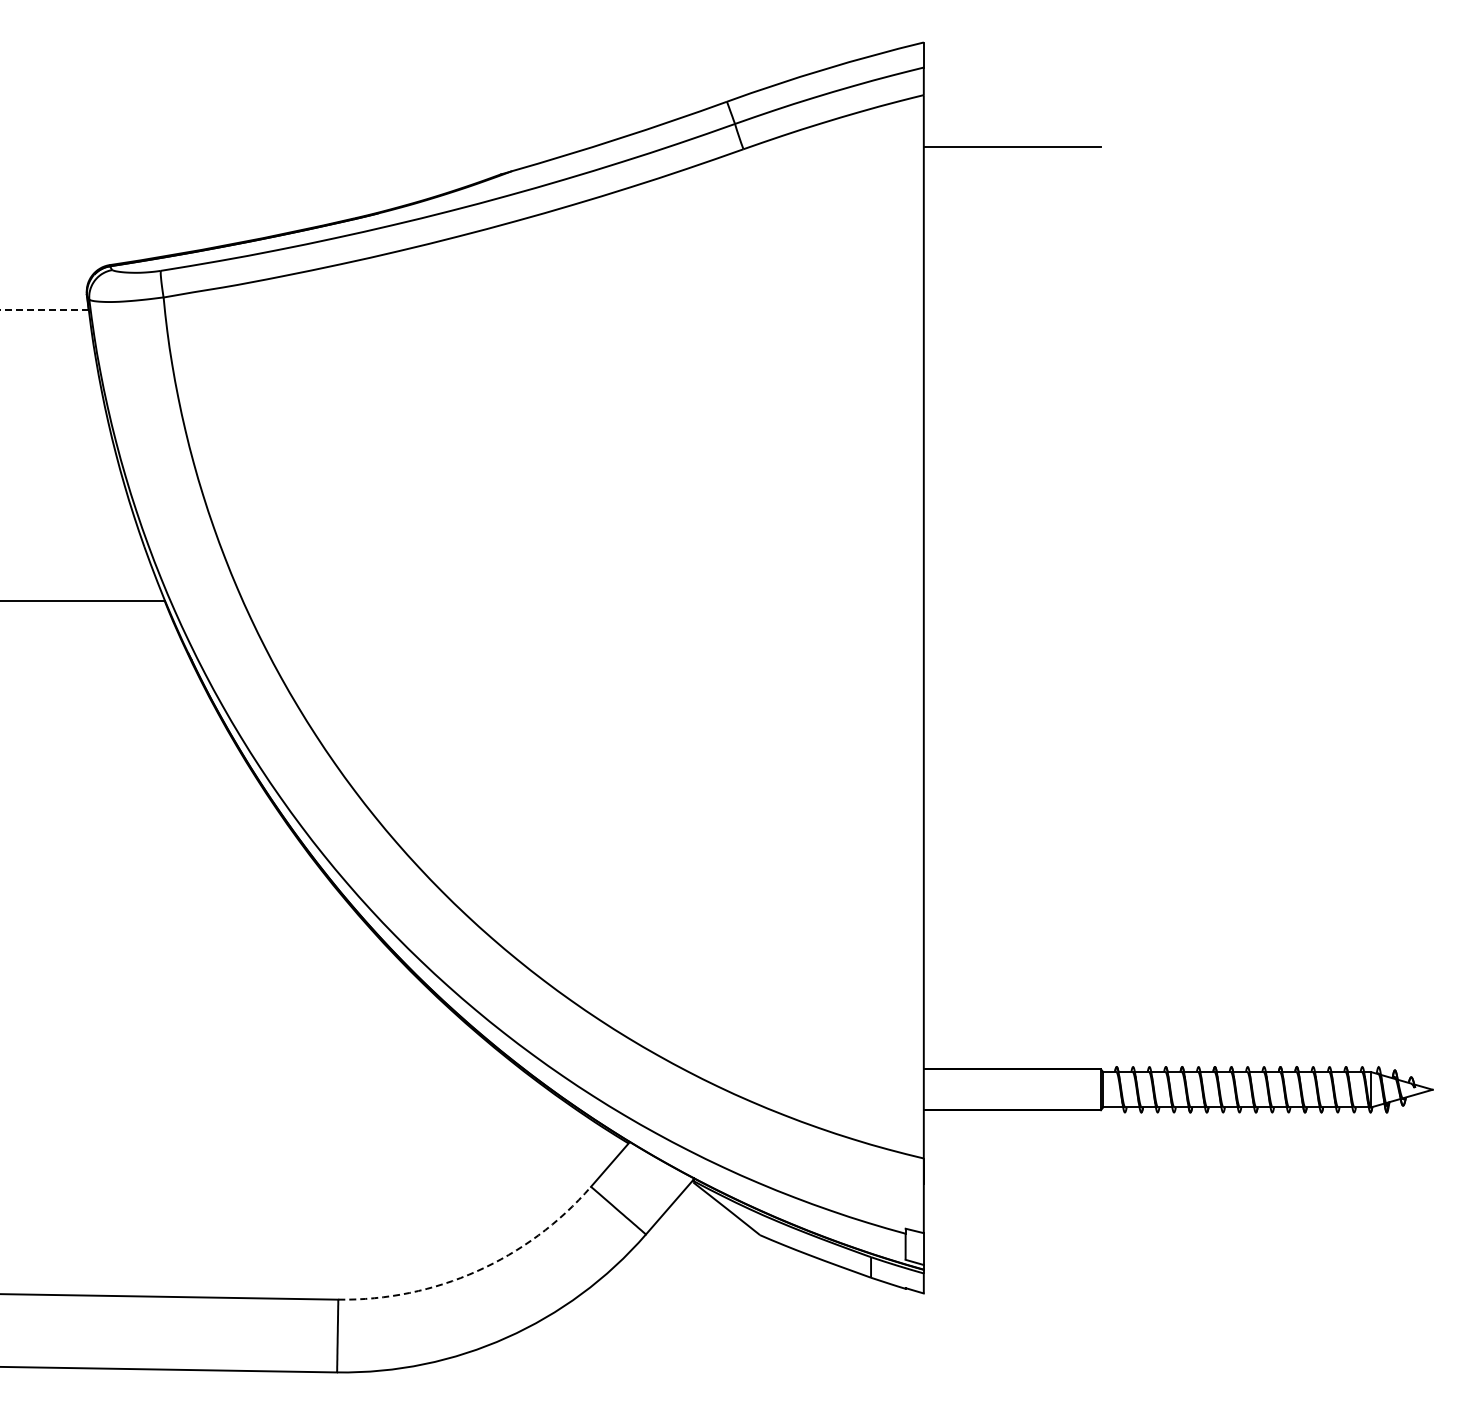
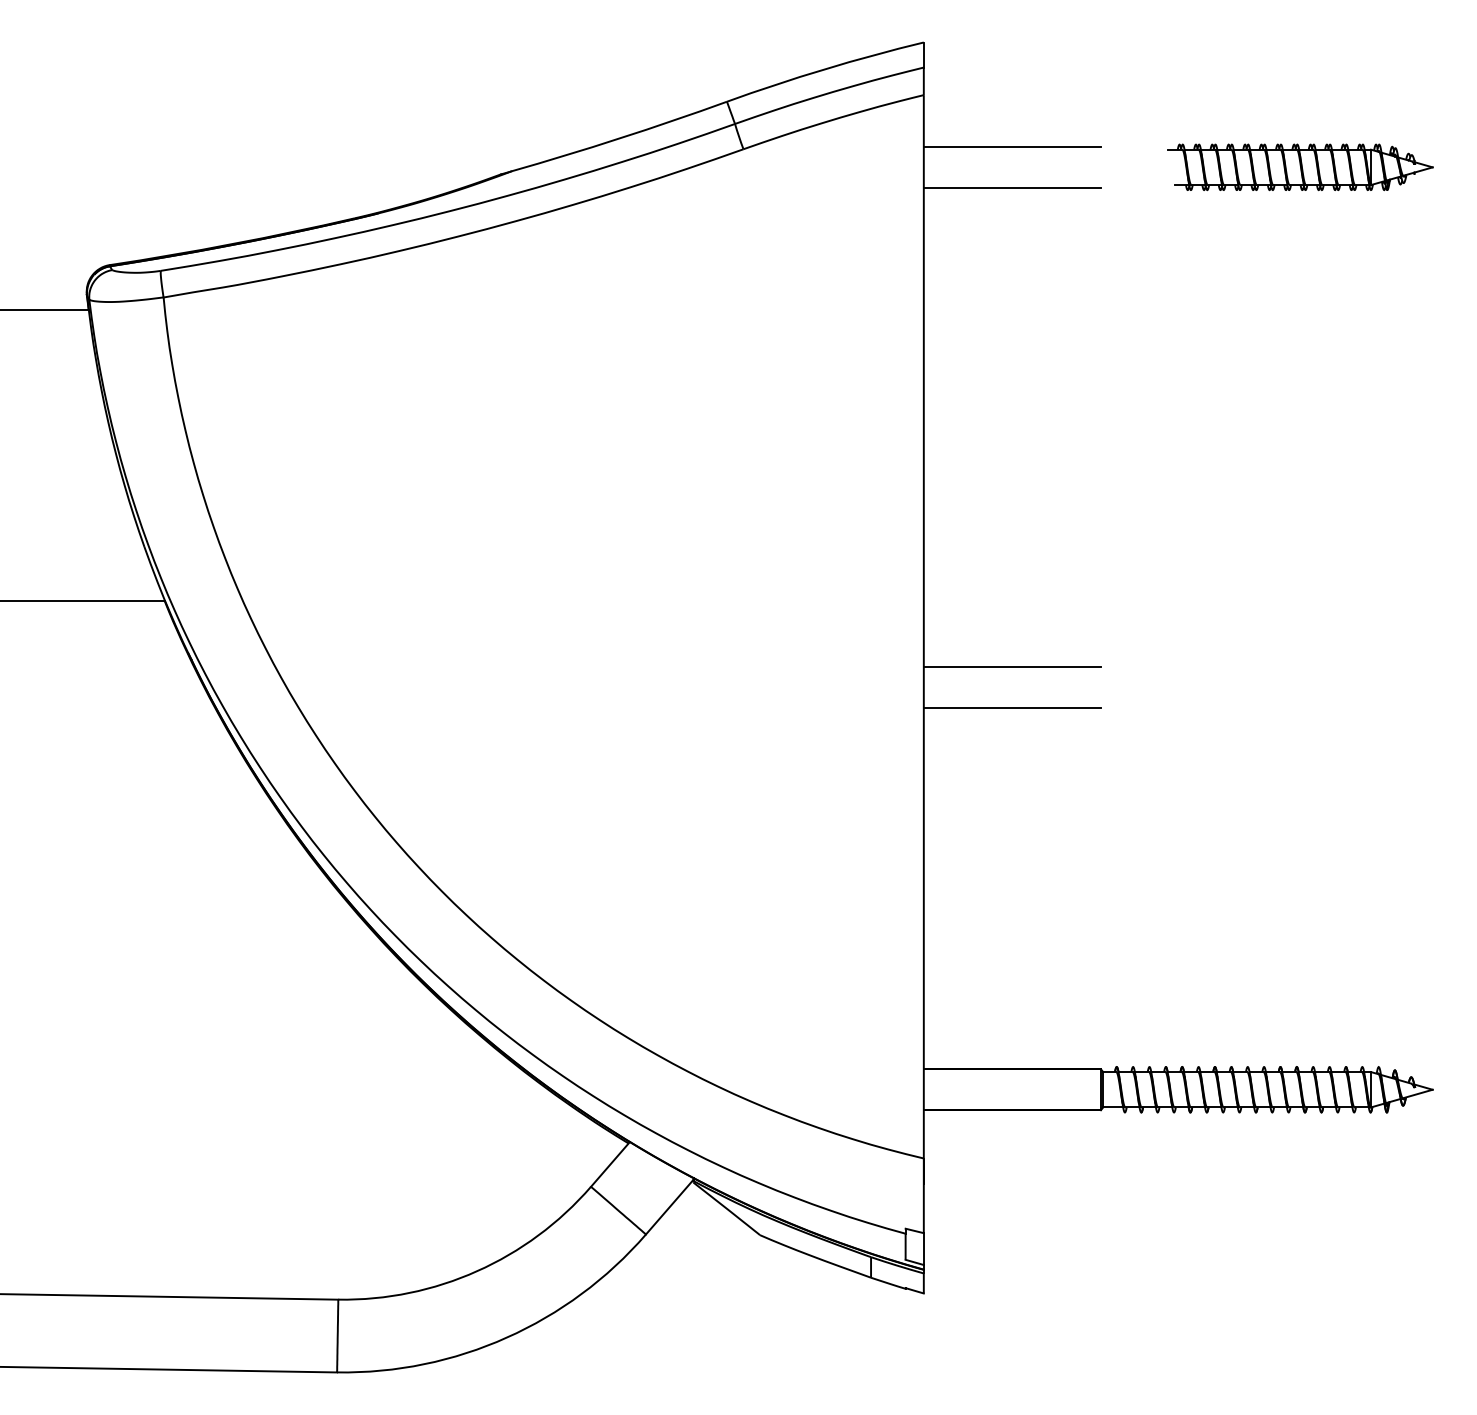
part: none -> present (1300, 167)
line: none -> present (1011, 187)
line: dashed -> solid (44, 309)
line: none -> present (1011, 666)
line: none -> present (1011, 707)
arc: dashed -> solid (477, 1271)
